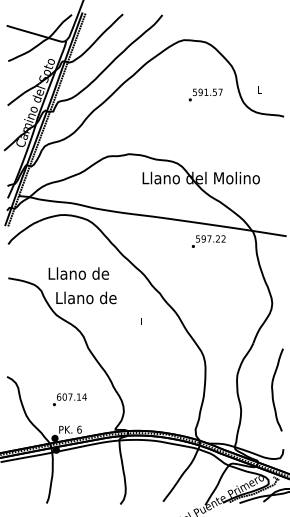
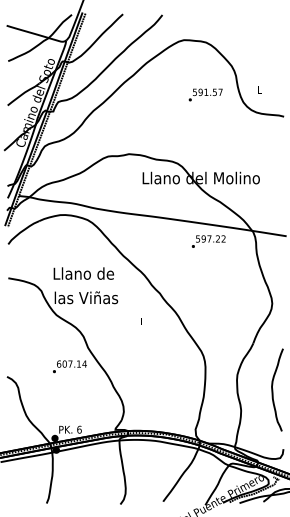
text position: (78, 273) -> (83, 273) (83, 273)
text: Llano de -> las Viñas (86, 297)
text position: (69, 399) -> (69, 366) (69, 366)
